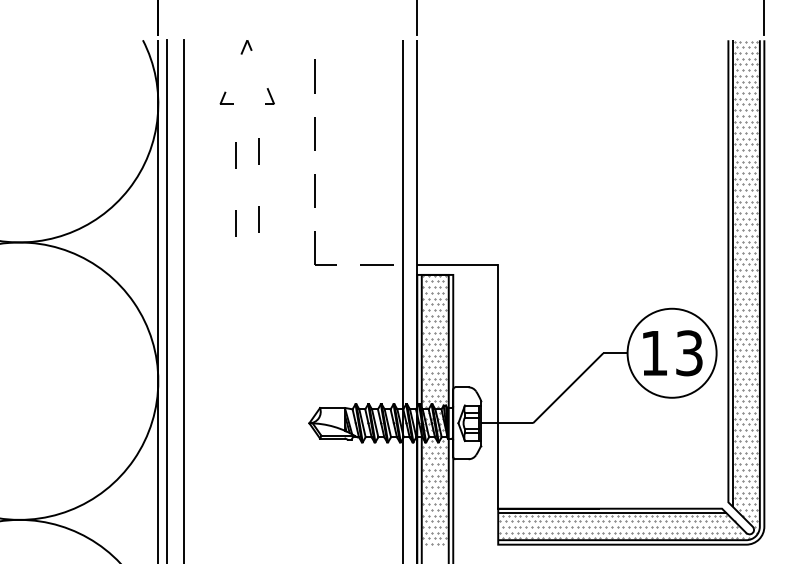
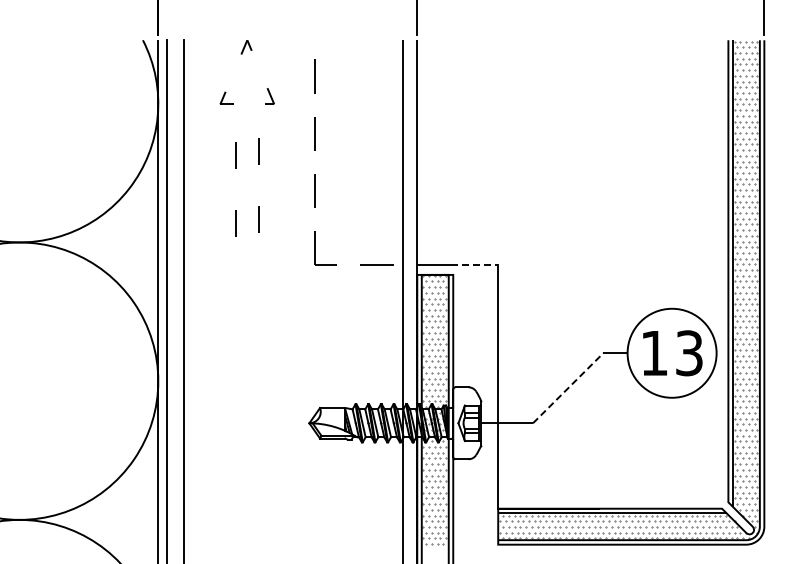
line: solid -> dashed (475, 265)
line: solid -> dashed (568, 388)
